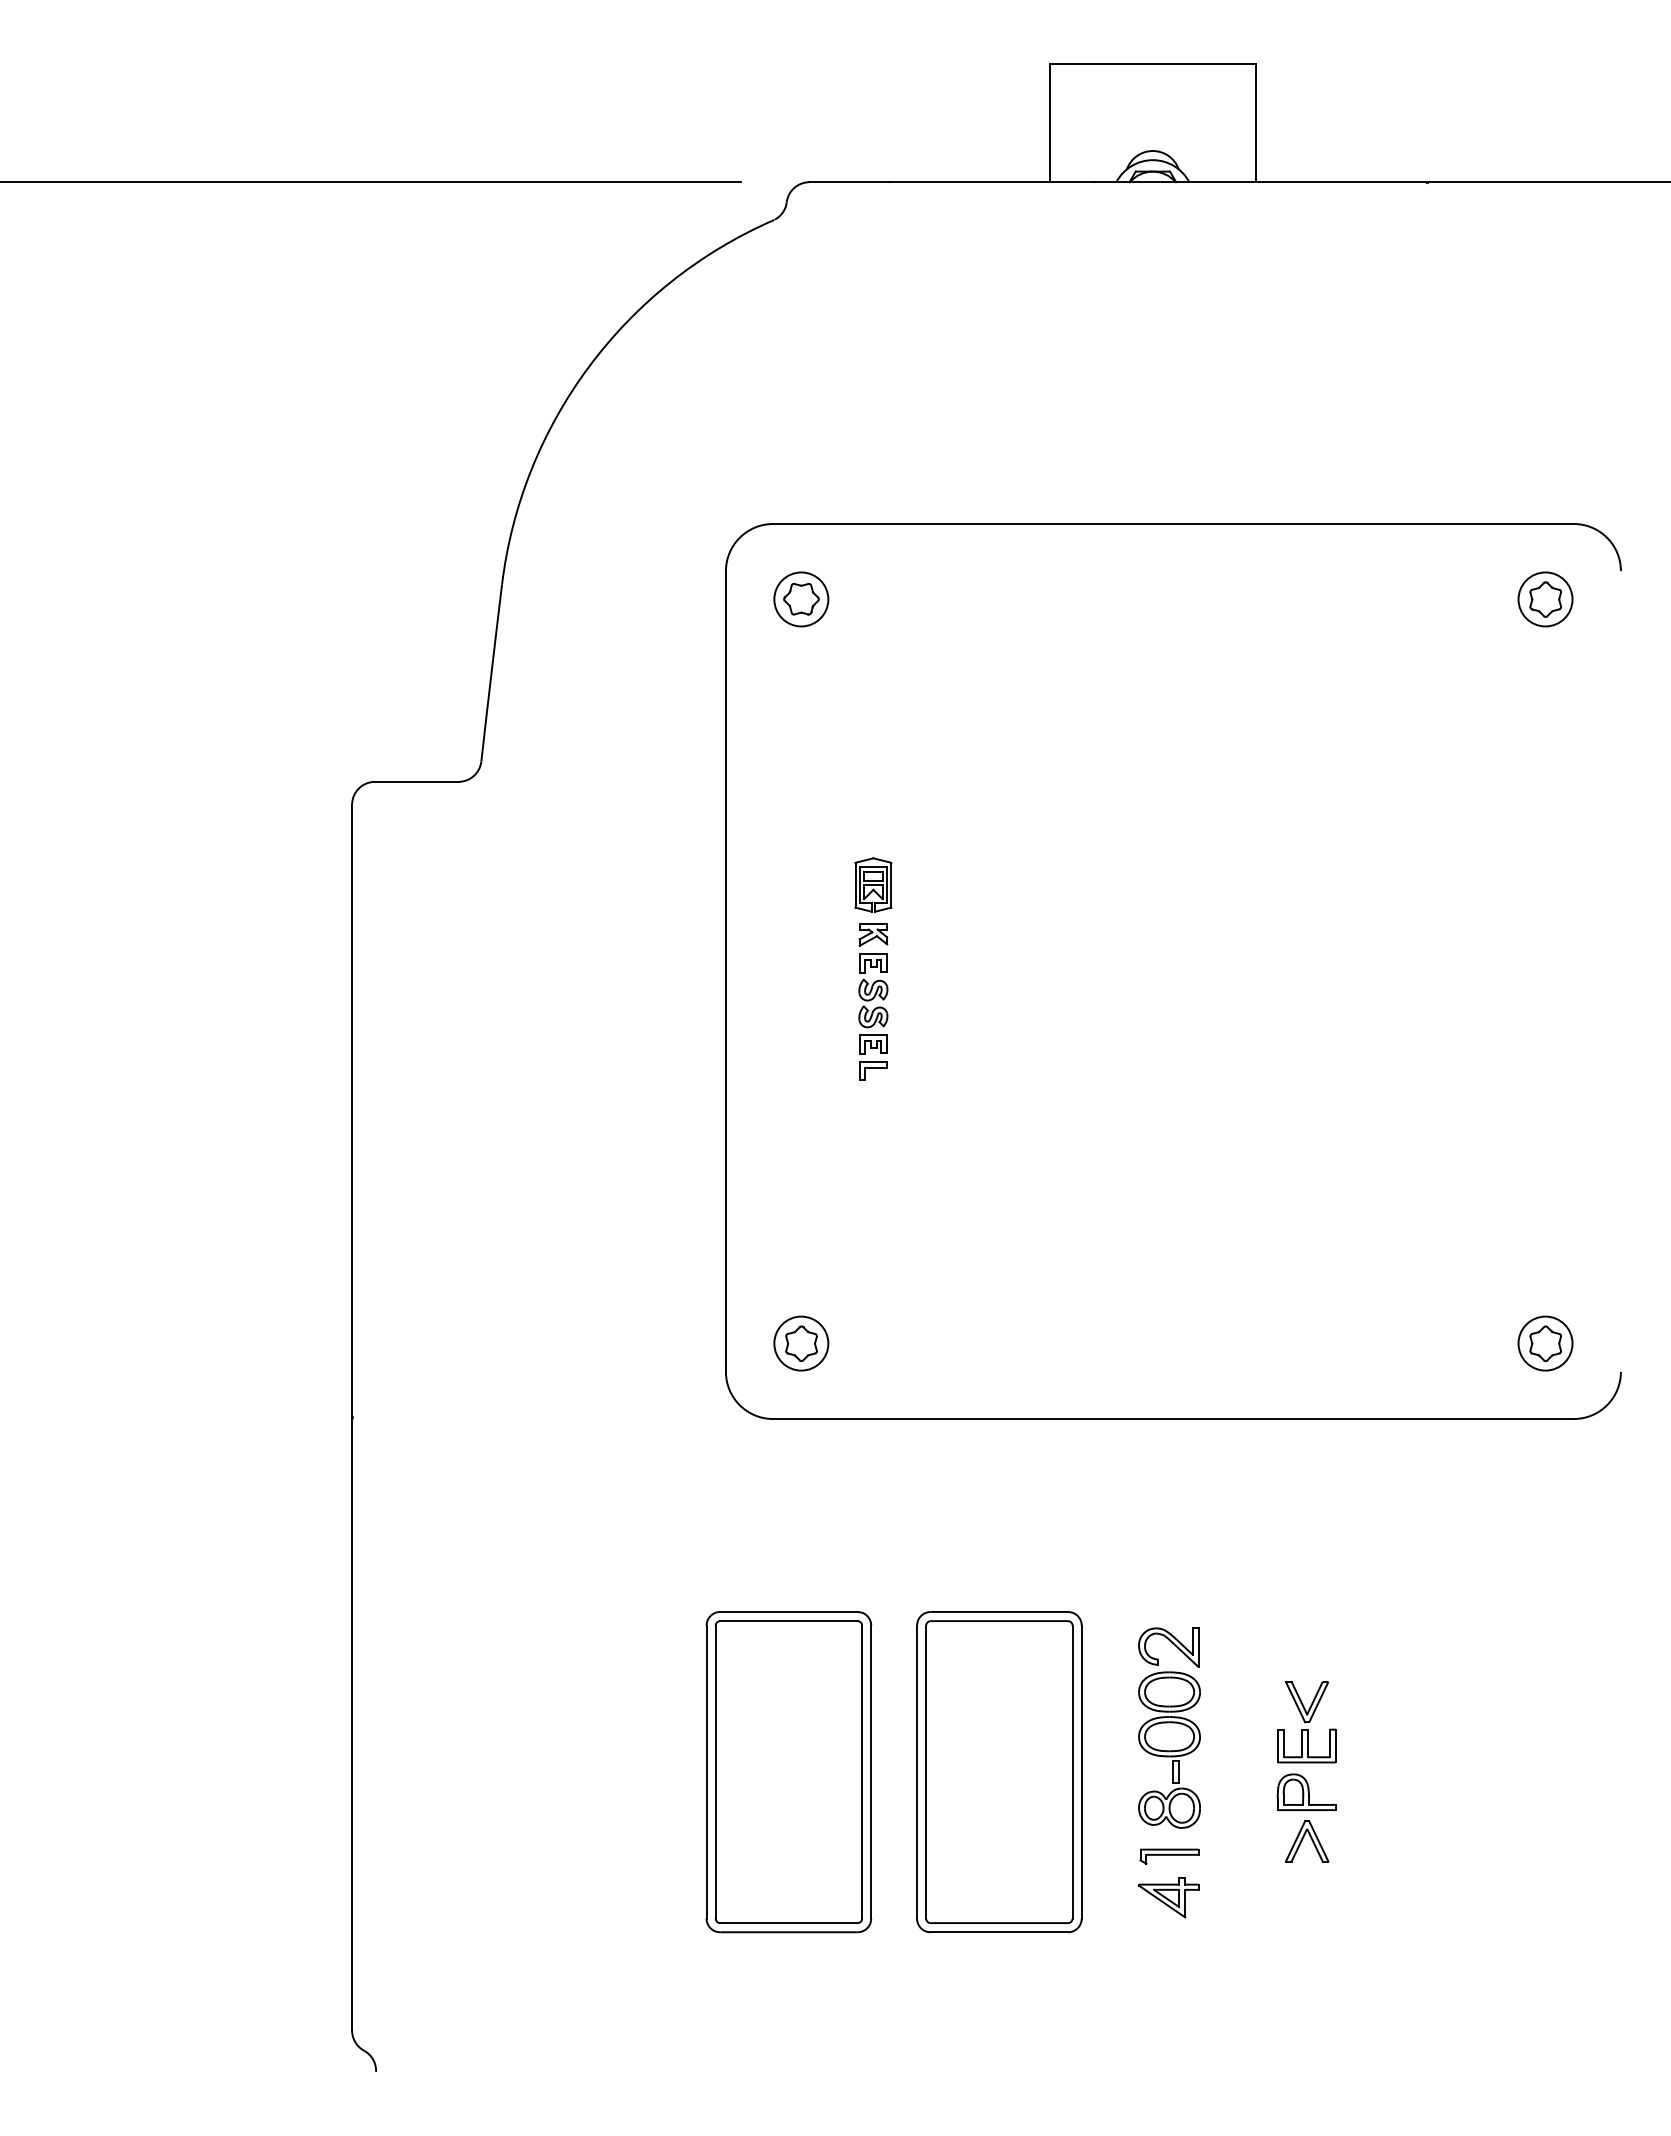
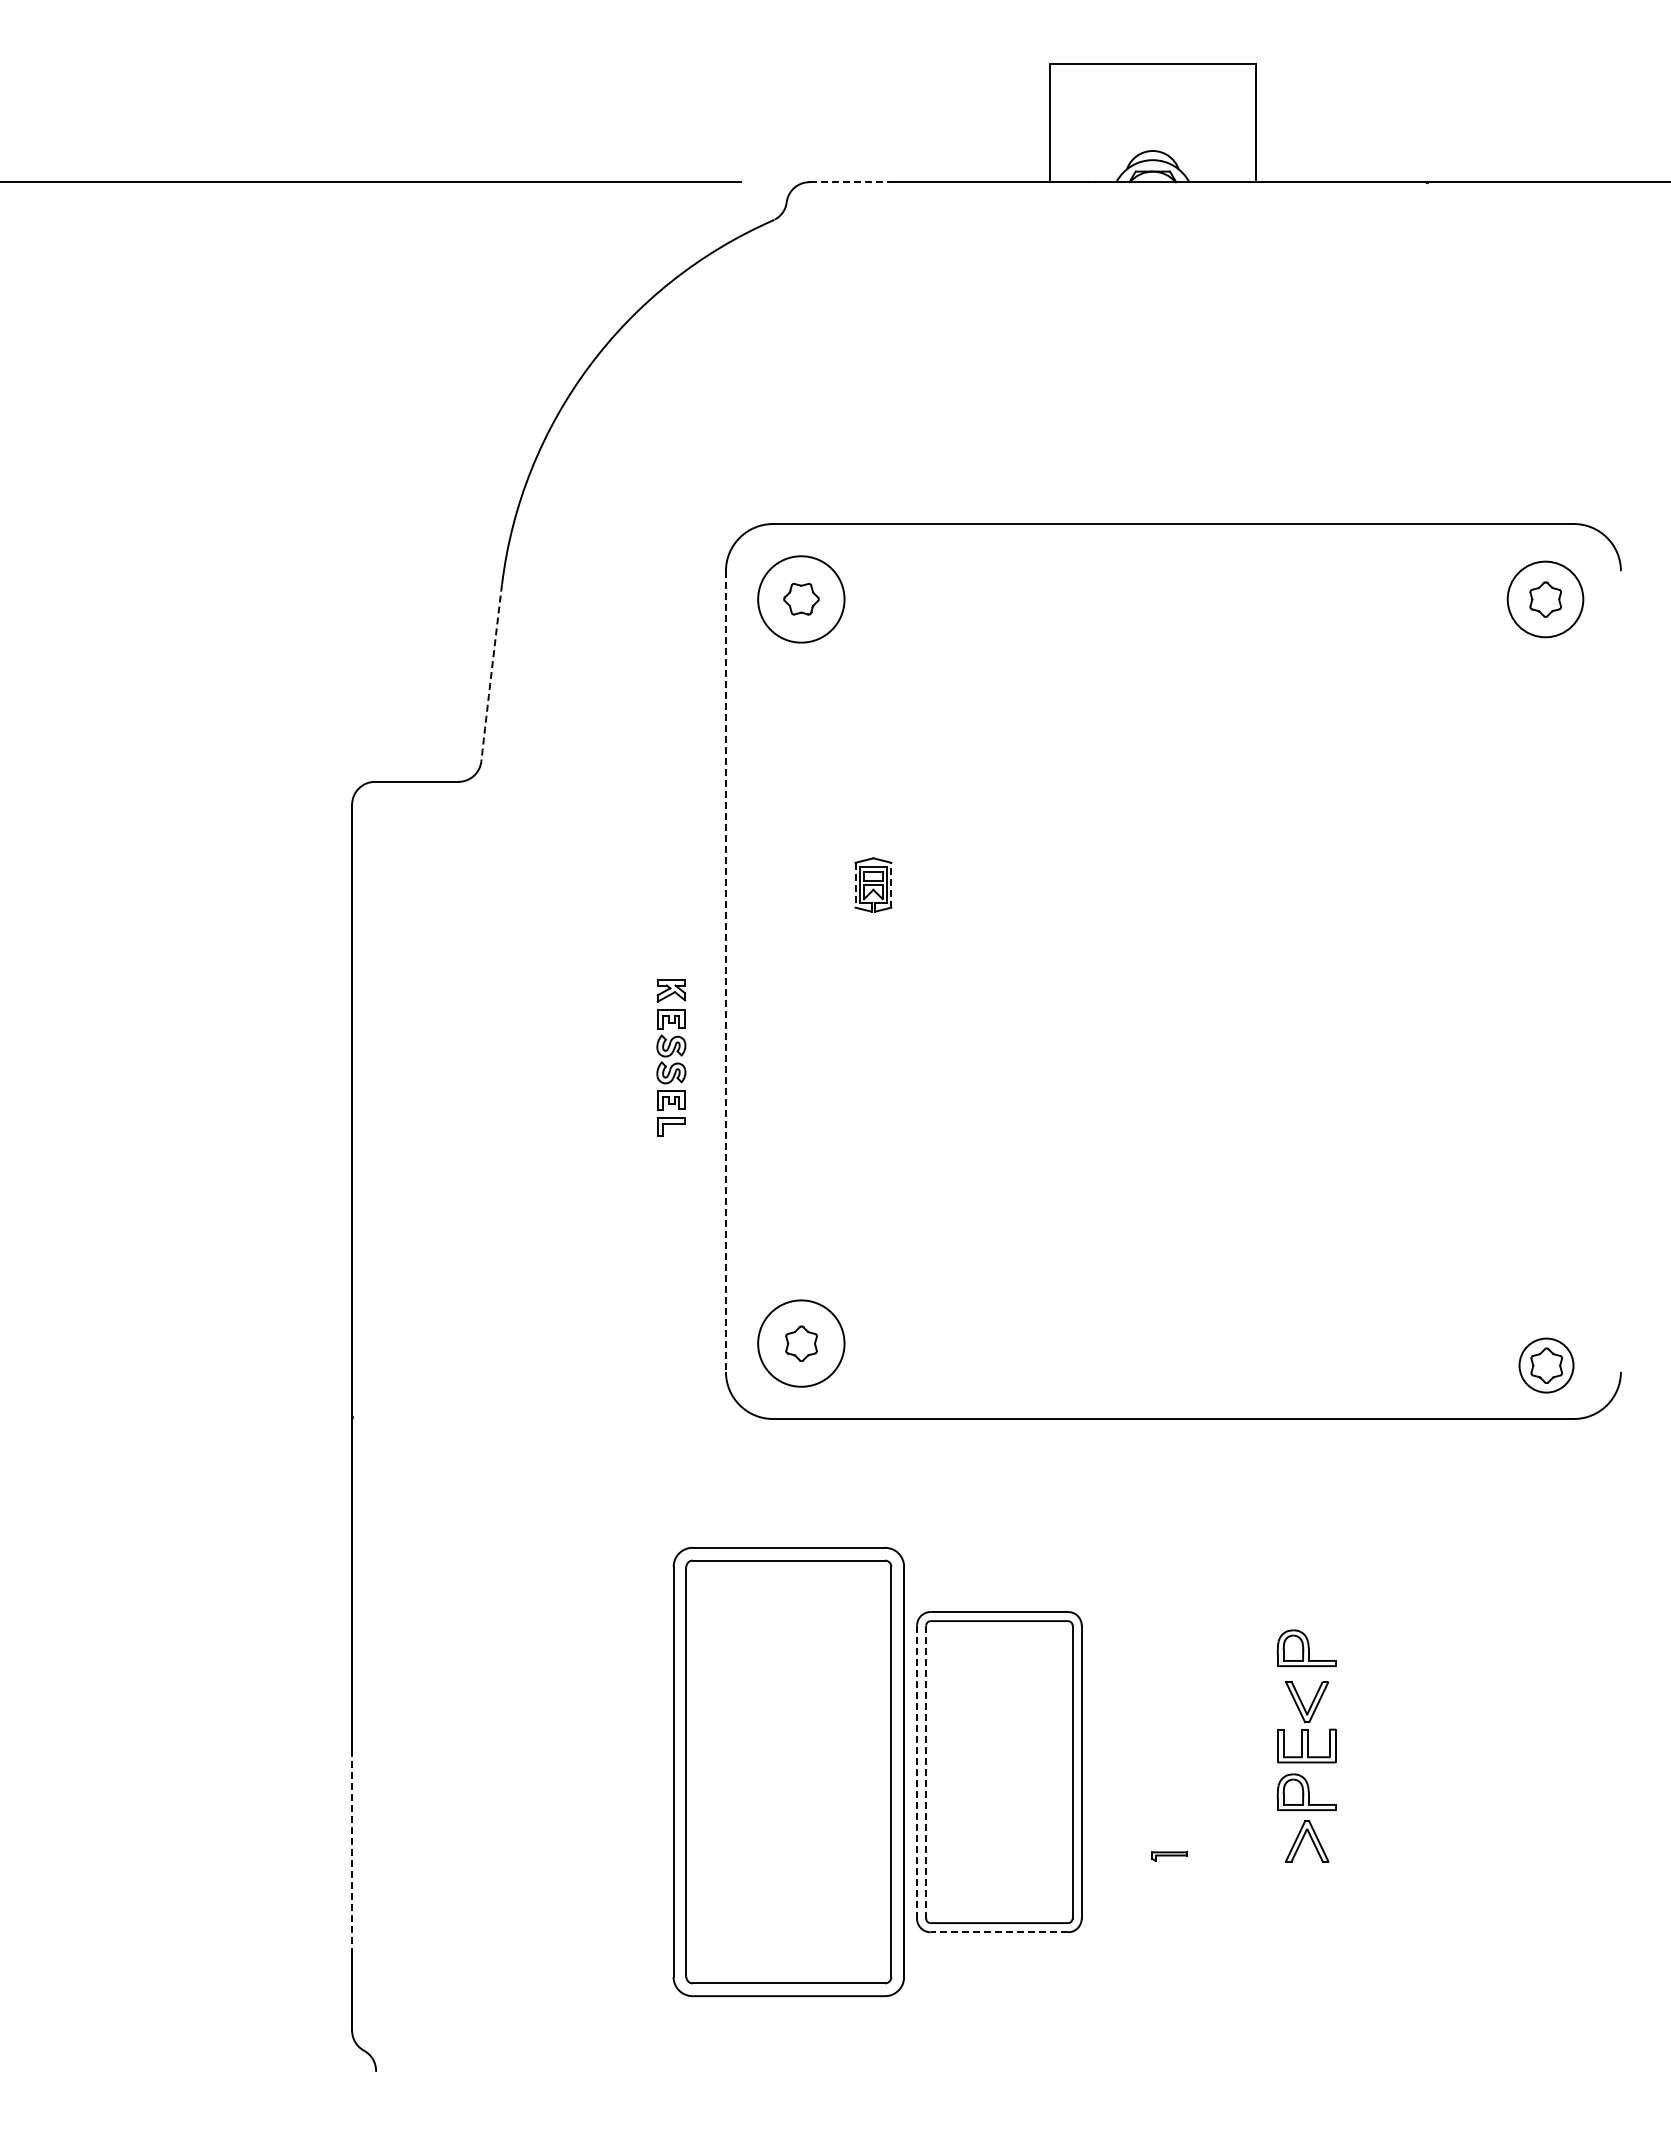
line: solid -> dashed (850, 182)
circle diameter: 54 px -> 86 px (801, 599)
circle diameter: 54 px -> 76 px (1545, 599)
arc: solid -> dashed (491, 673)
line: solid -> dashed (891, 884)
line: solid -> dashed (855, 885)
line: solid -> dashed (725, 972)
part position: (873, 1001) -> (671, 1057) (671, 1057)
circle diameter: 54 px -> 86 px (801, 1343)
part position: (1545, 1343) -> (1546, 1365) (1546, 1365)
part: none -> present (1306, 1647)
part: present -> none (1169, 1727)
line: solid -> dashed (917, 1771)
part size: 168x323 px -> 233x452 px (788, 1771)
line: solid -> dashed (926, 1772)
line: solid -> dashed (352, 1852)
part size: 61x17 px -> 37x11 px (1169, 1856)
part: present -> none (1168, 1897)
line: solid -> dashed (999, 1932)
